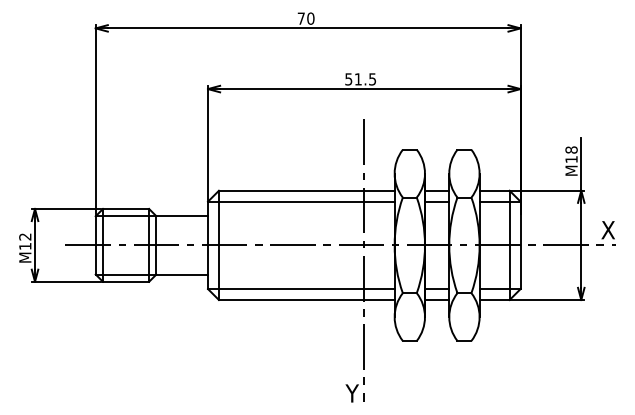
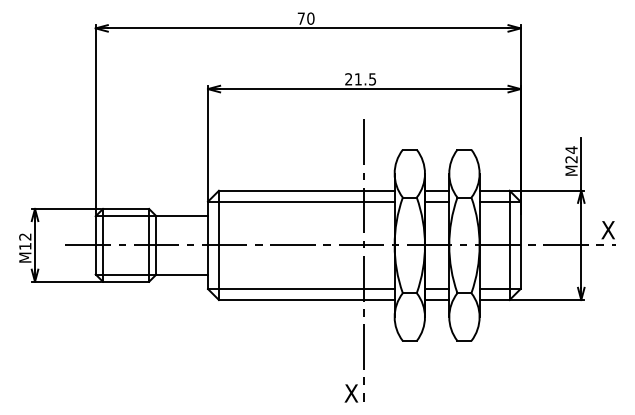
text: 51.5 -> 21.5 (348, 79)
text: M18 -> M24 (571, 154)
text: Y -> X (351, 393)
